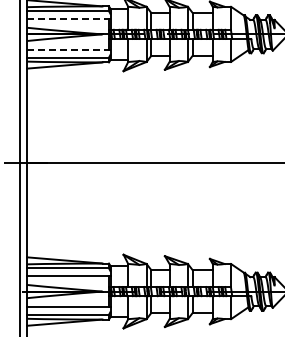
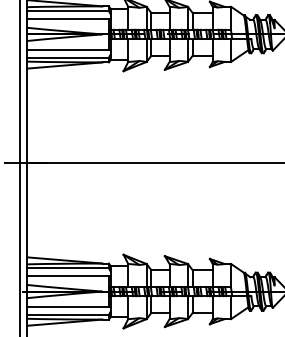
line: dashed -> solid (69, 18)
line: dashed -> solid (69, 50)
